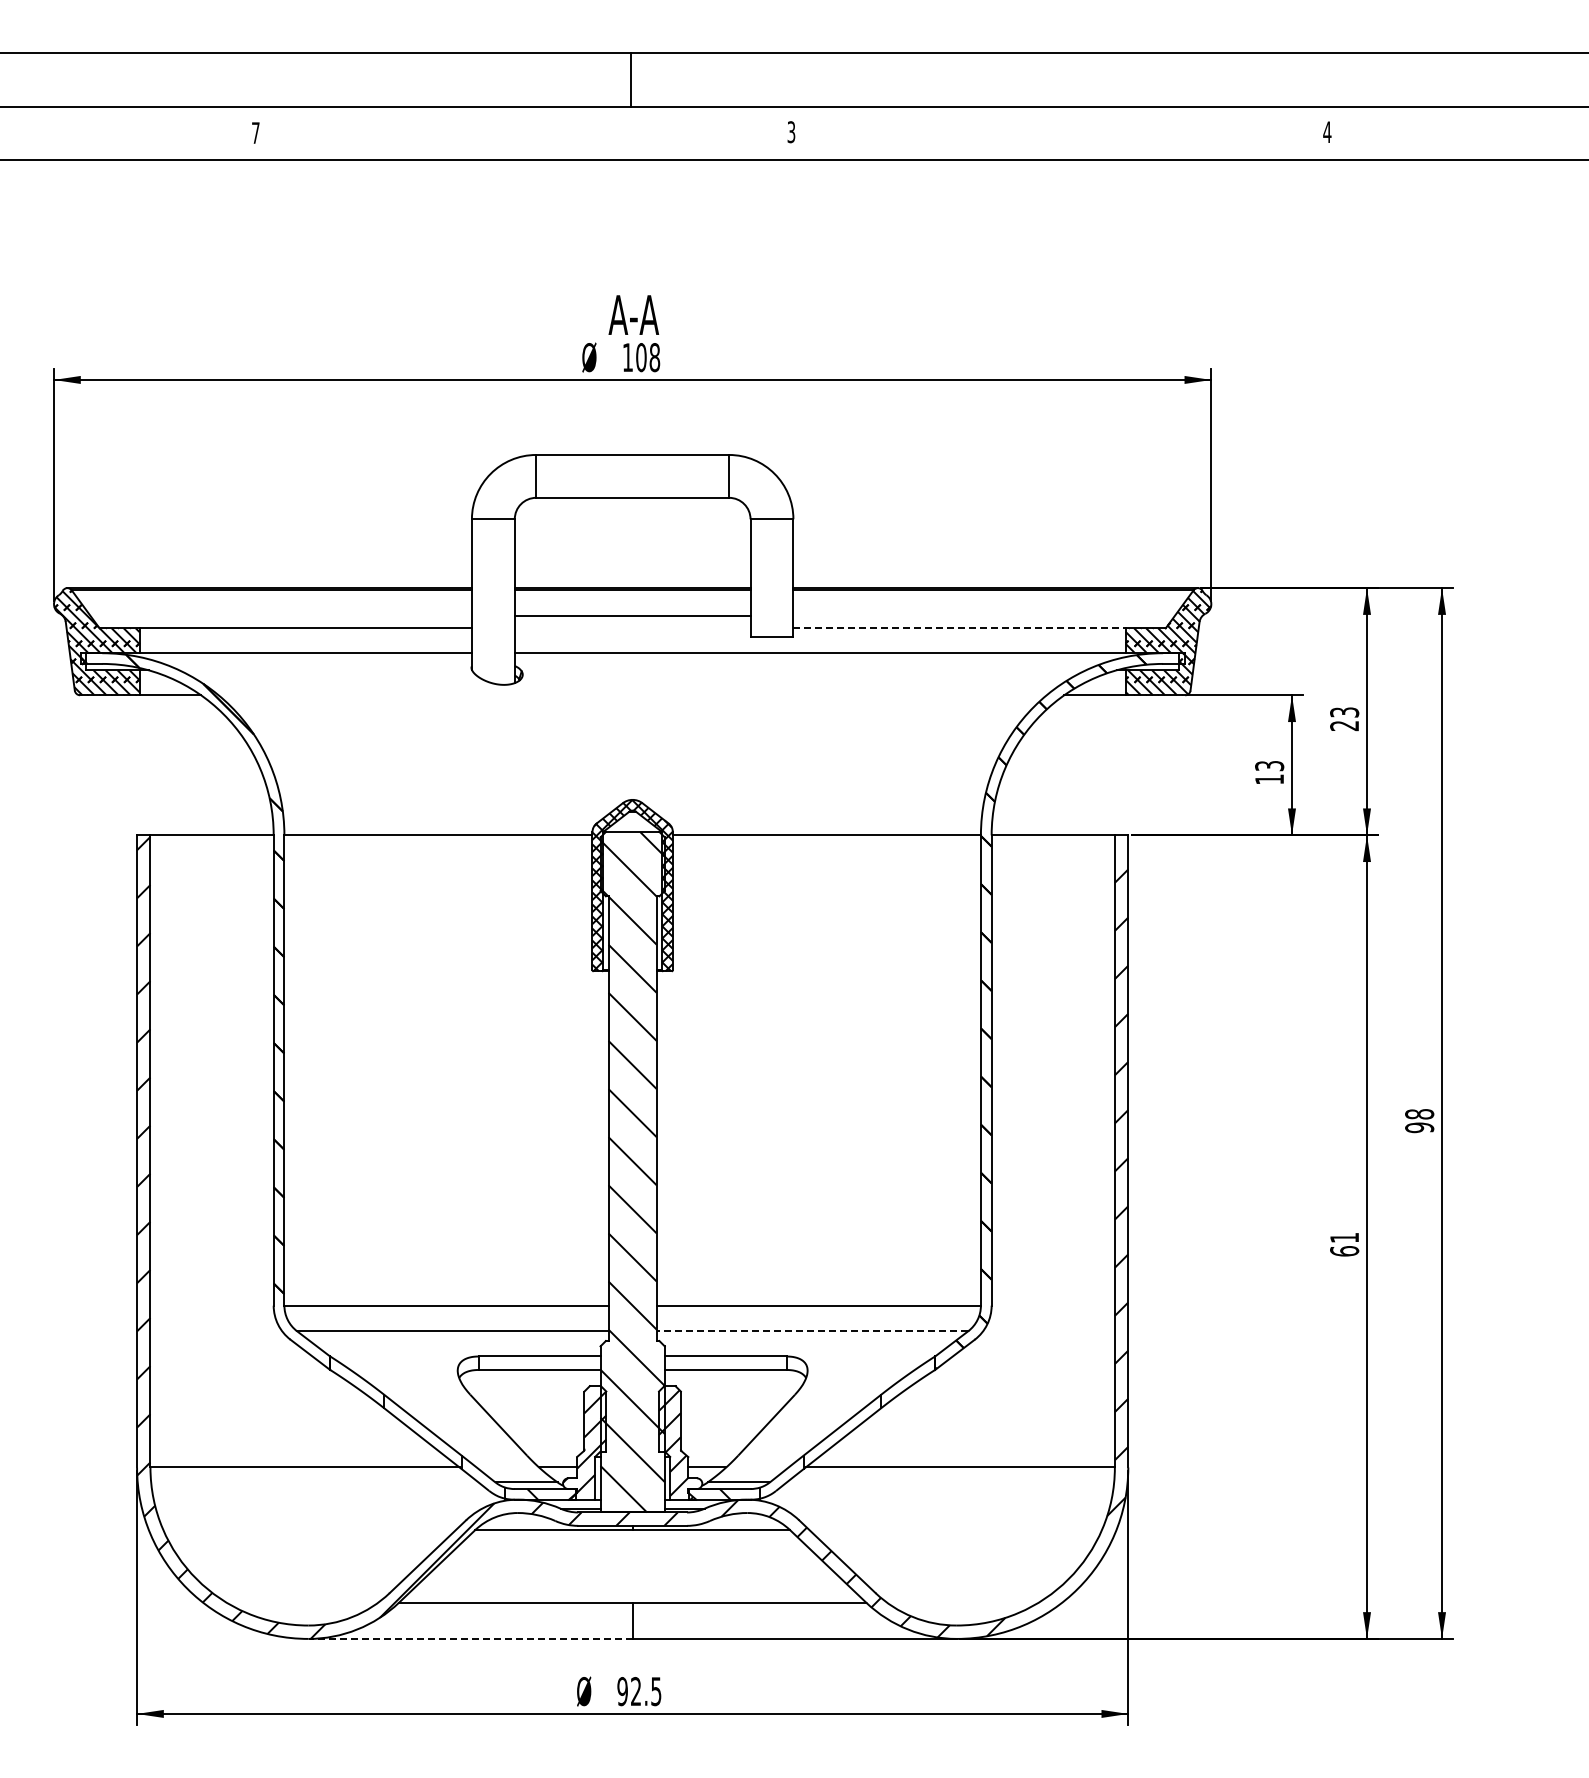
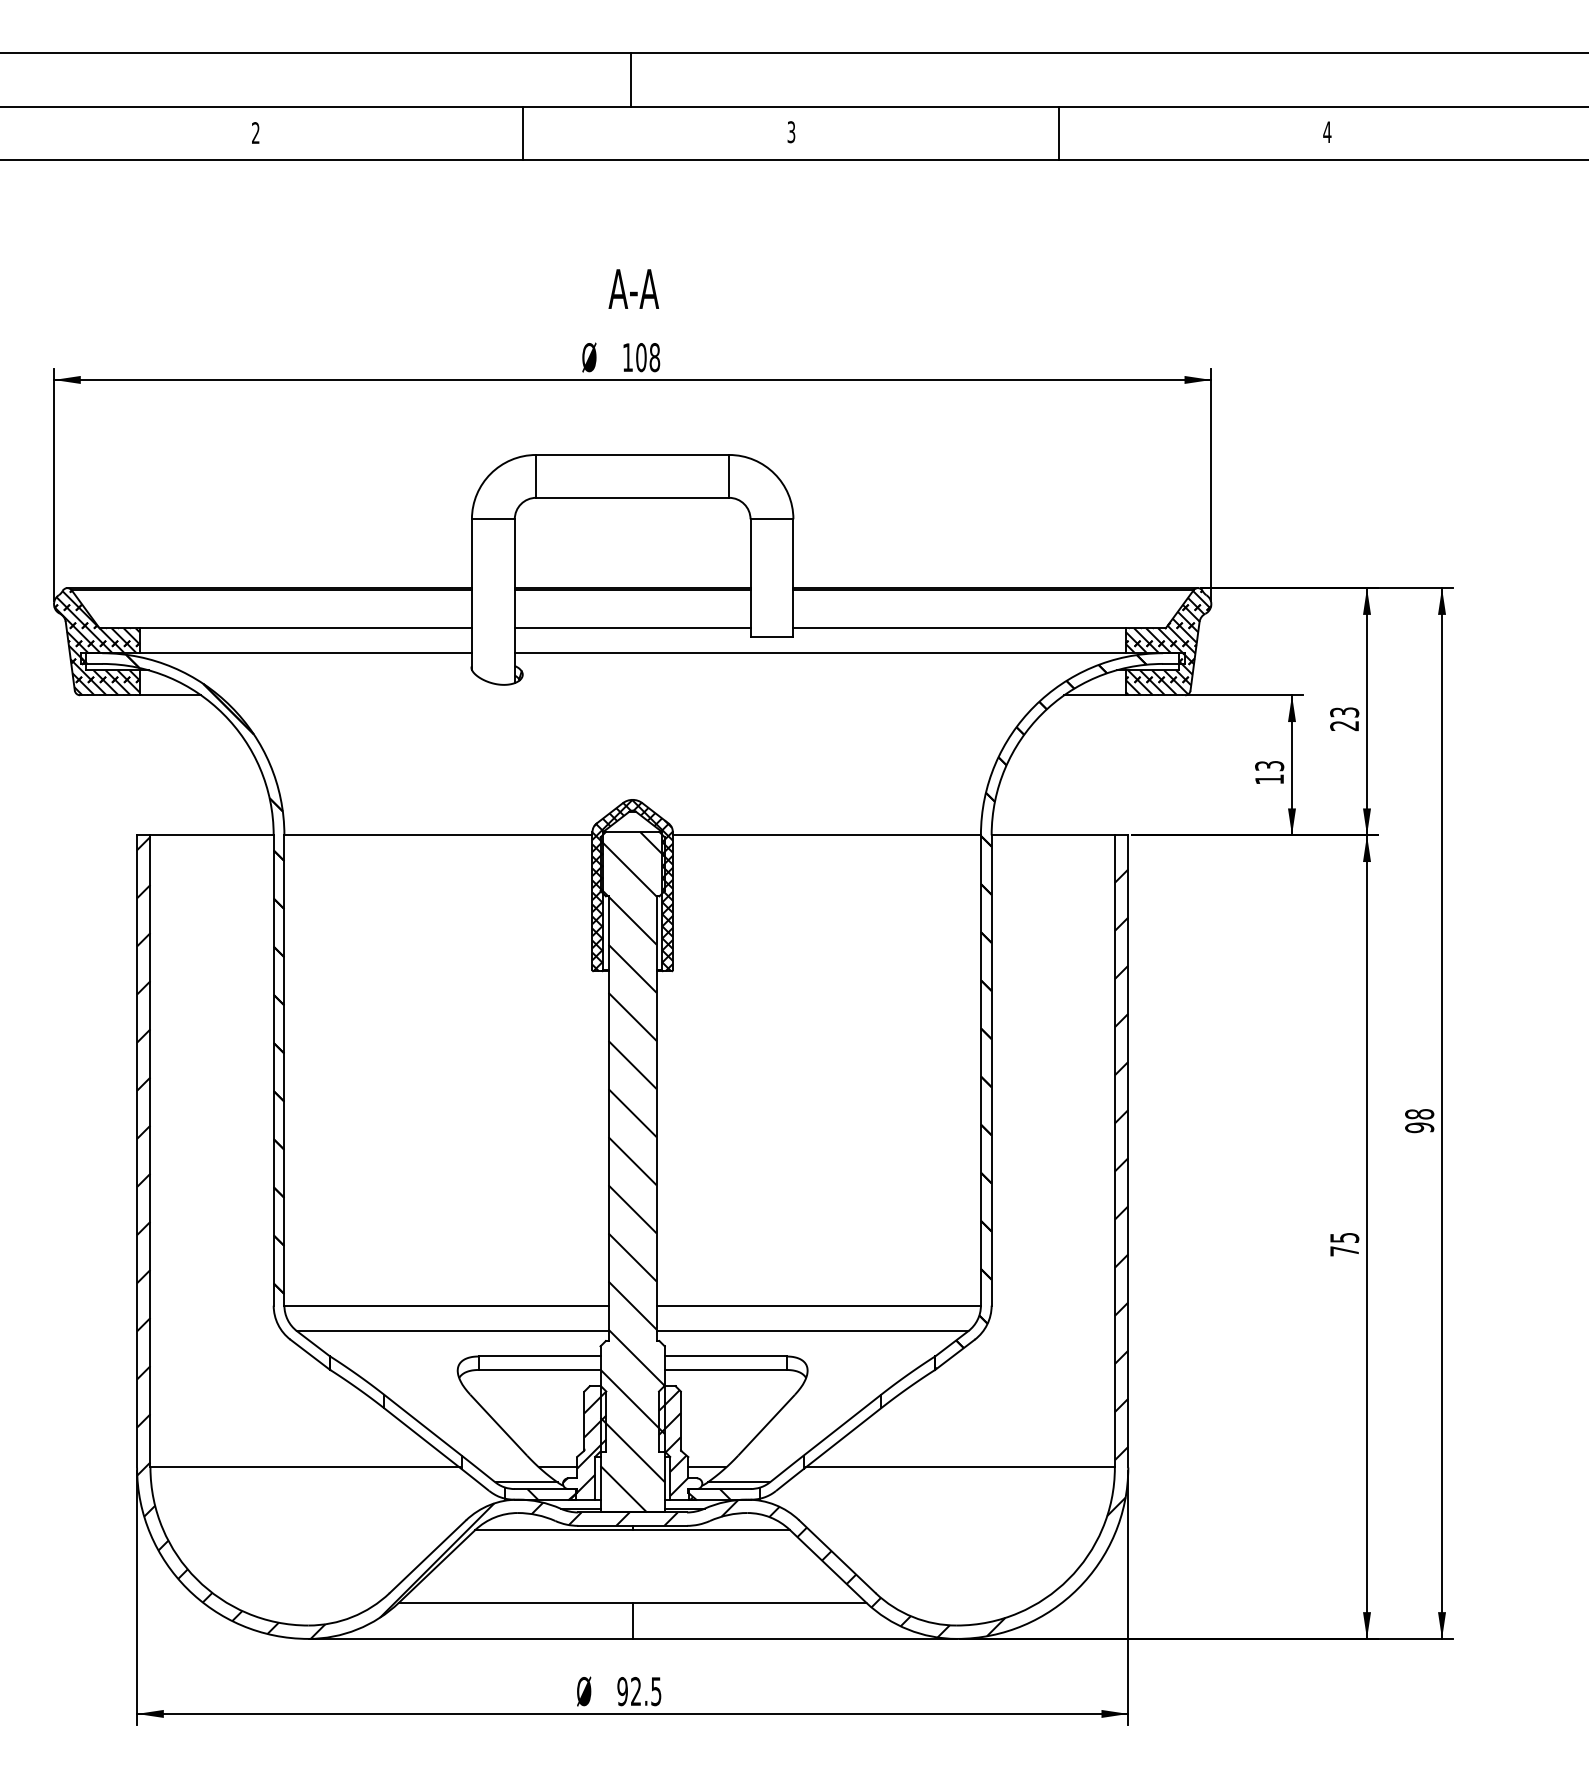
text: 7 -> 2 (255, 132)
line: none -> present (523, 133)
line: none -> present (1059, 133)
text position: (633, 314) -> (633, 288) (633, 288)
line position: (632, 616) -> (632, 628) (632, 628)
line: dashed -> solid (960, 628)
text: 61 -> 75 (1344, 1244)
line: dashed -> solid (812, 1331)
line: dashed -> solid (470, 1638)
